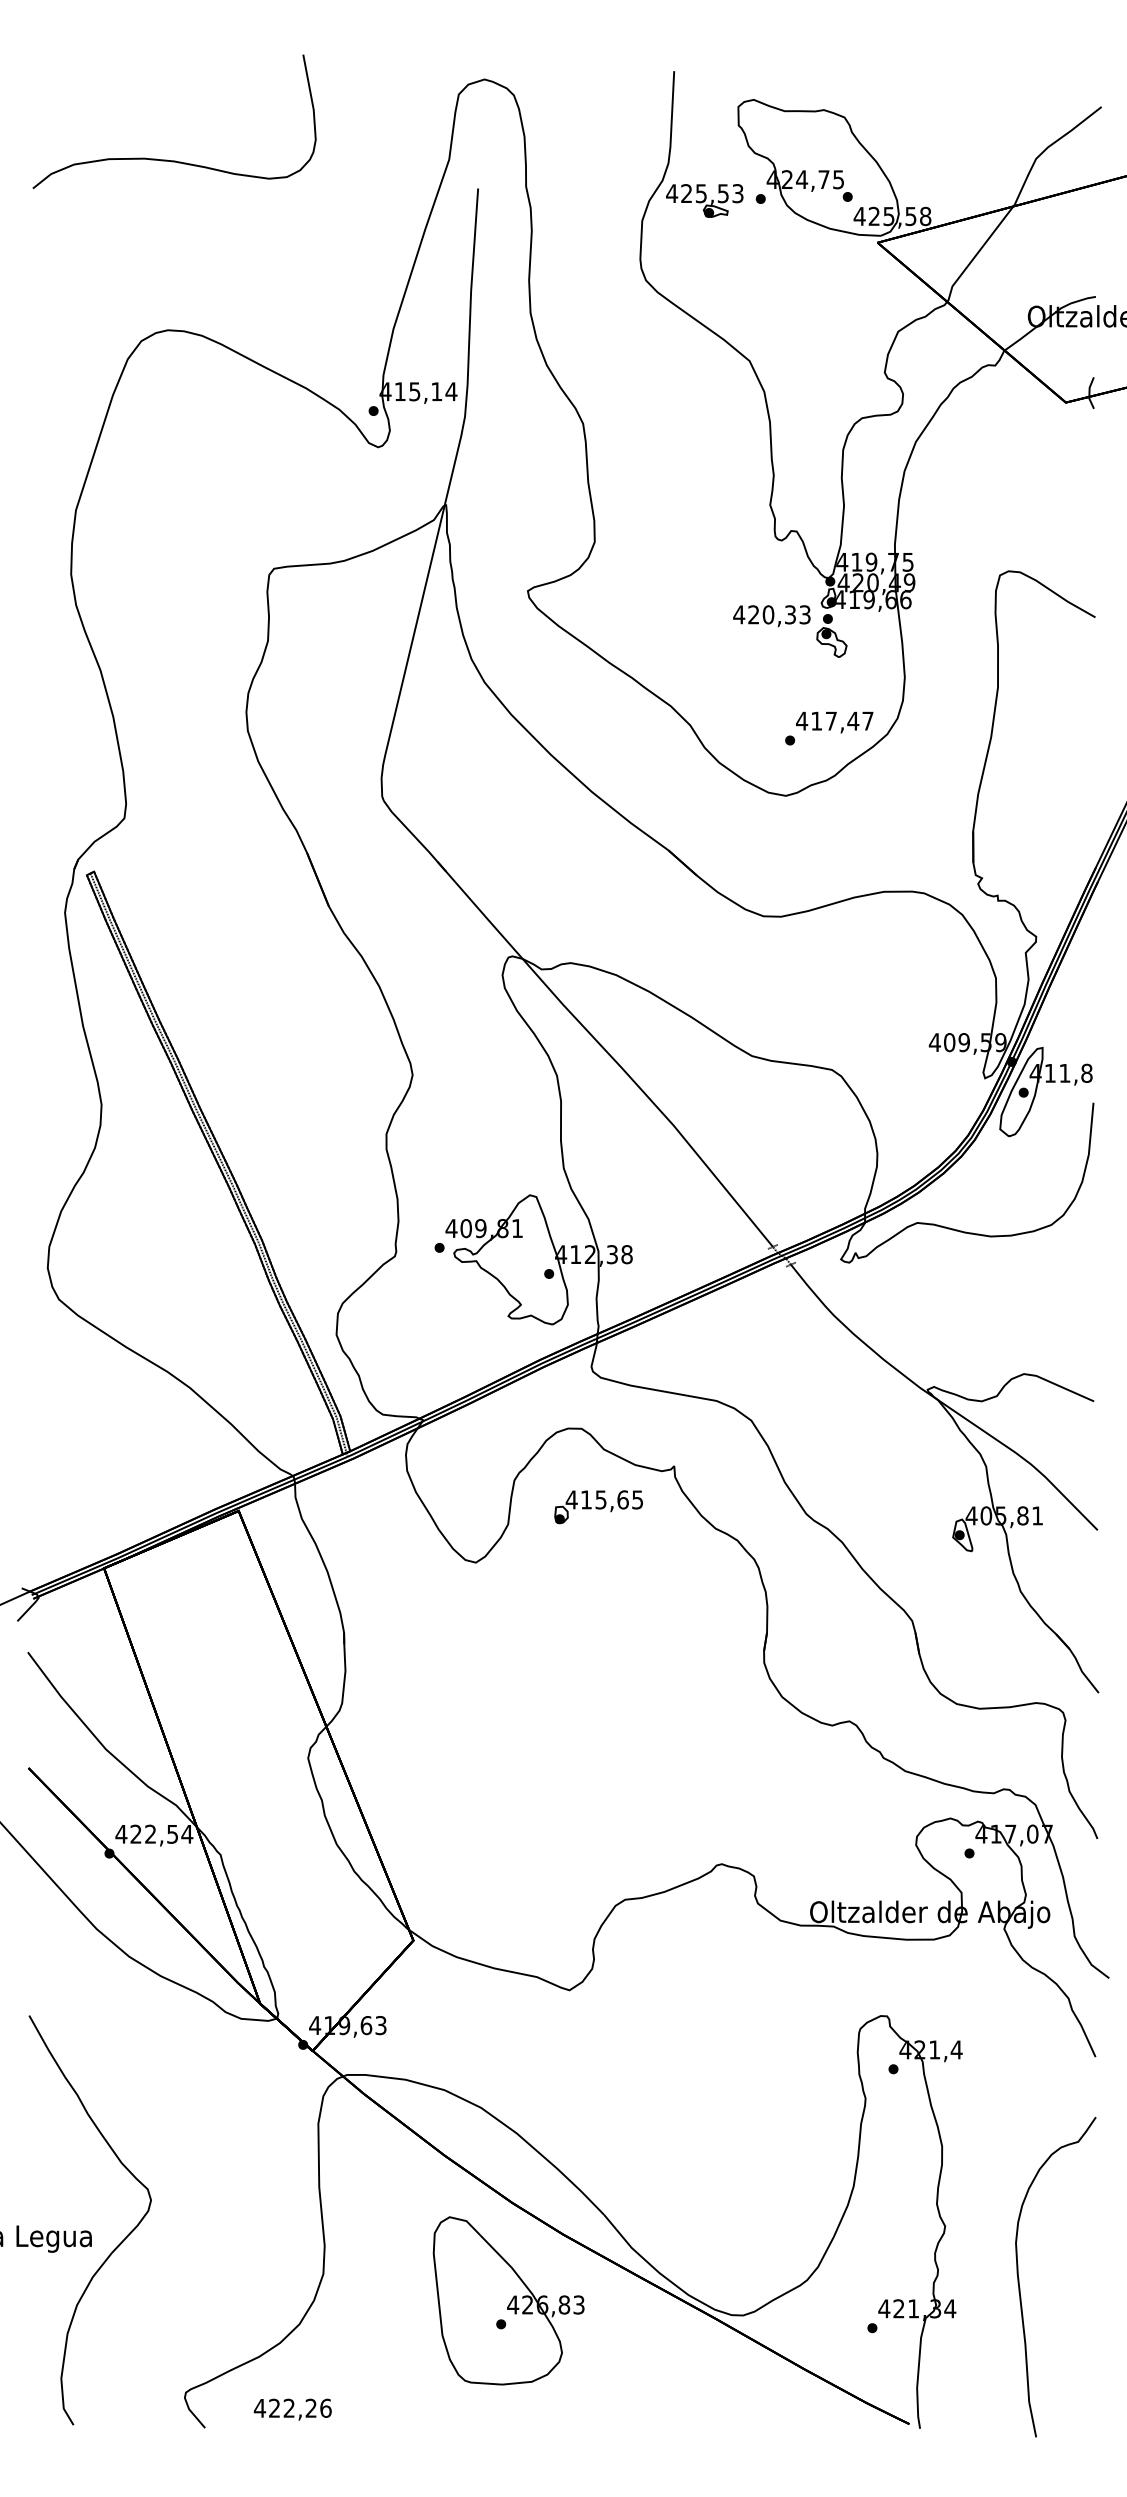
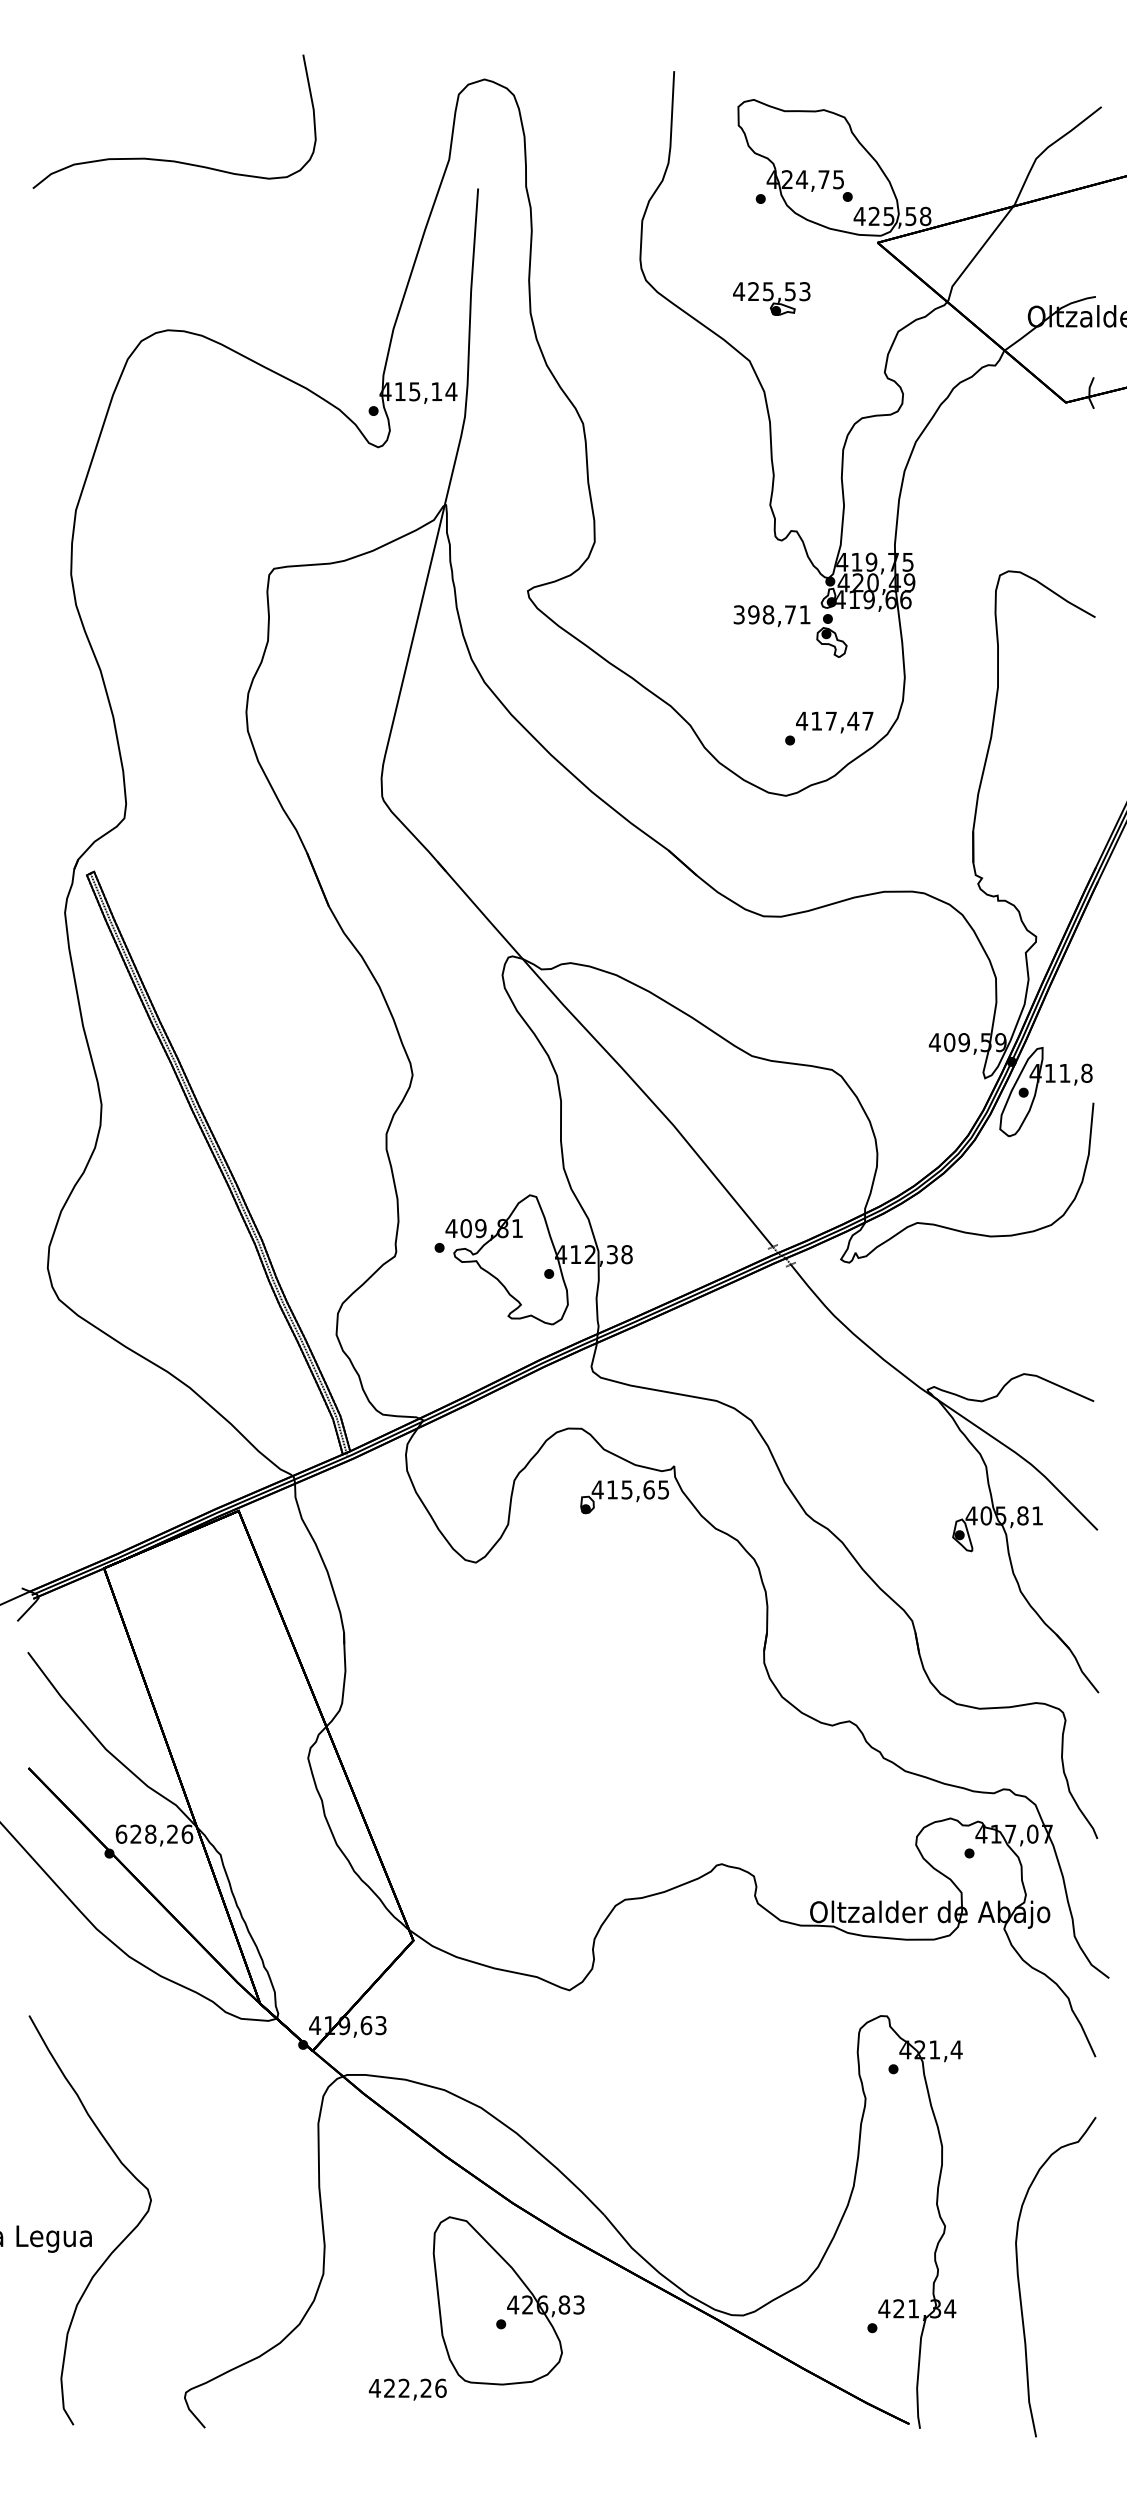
part position: (704, 200) -> (771, 298) (771, 298)
text: 420,33 -> 398,71 (771, 614)
part position: (598, 1507) -> (624, 1497) (624, 1497)
text: 422,54 -> 628,26 (154, 1833)
text position: (292, 2409) -> (407, 2389) (407, 2389)
